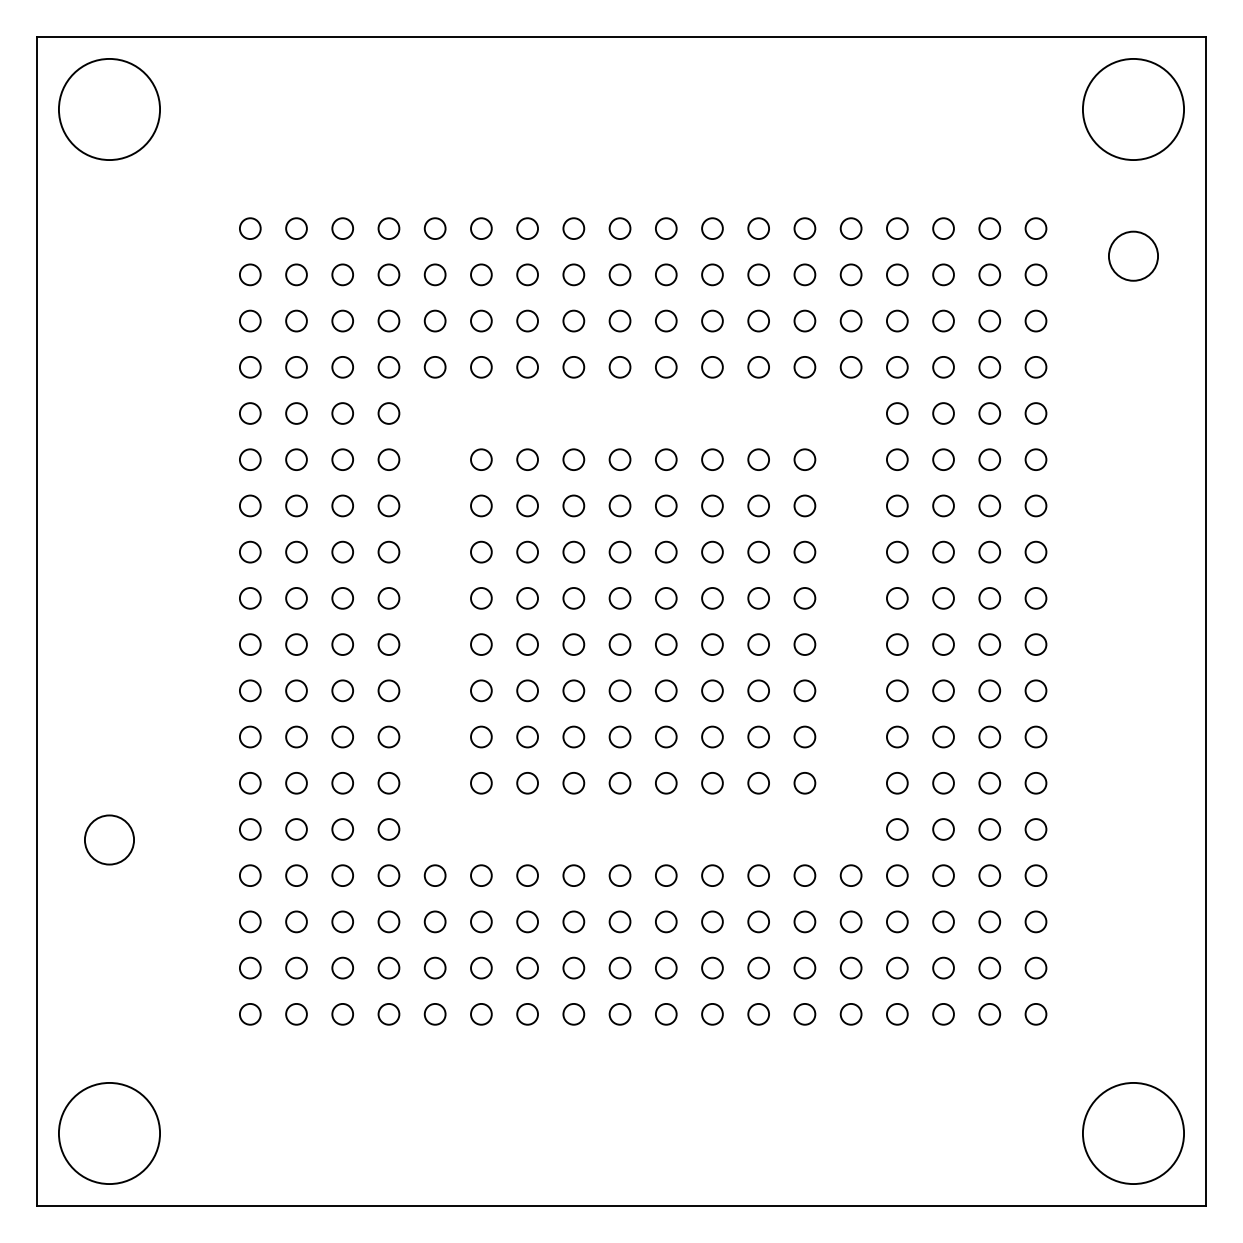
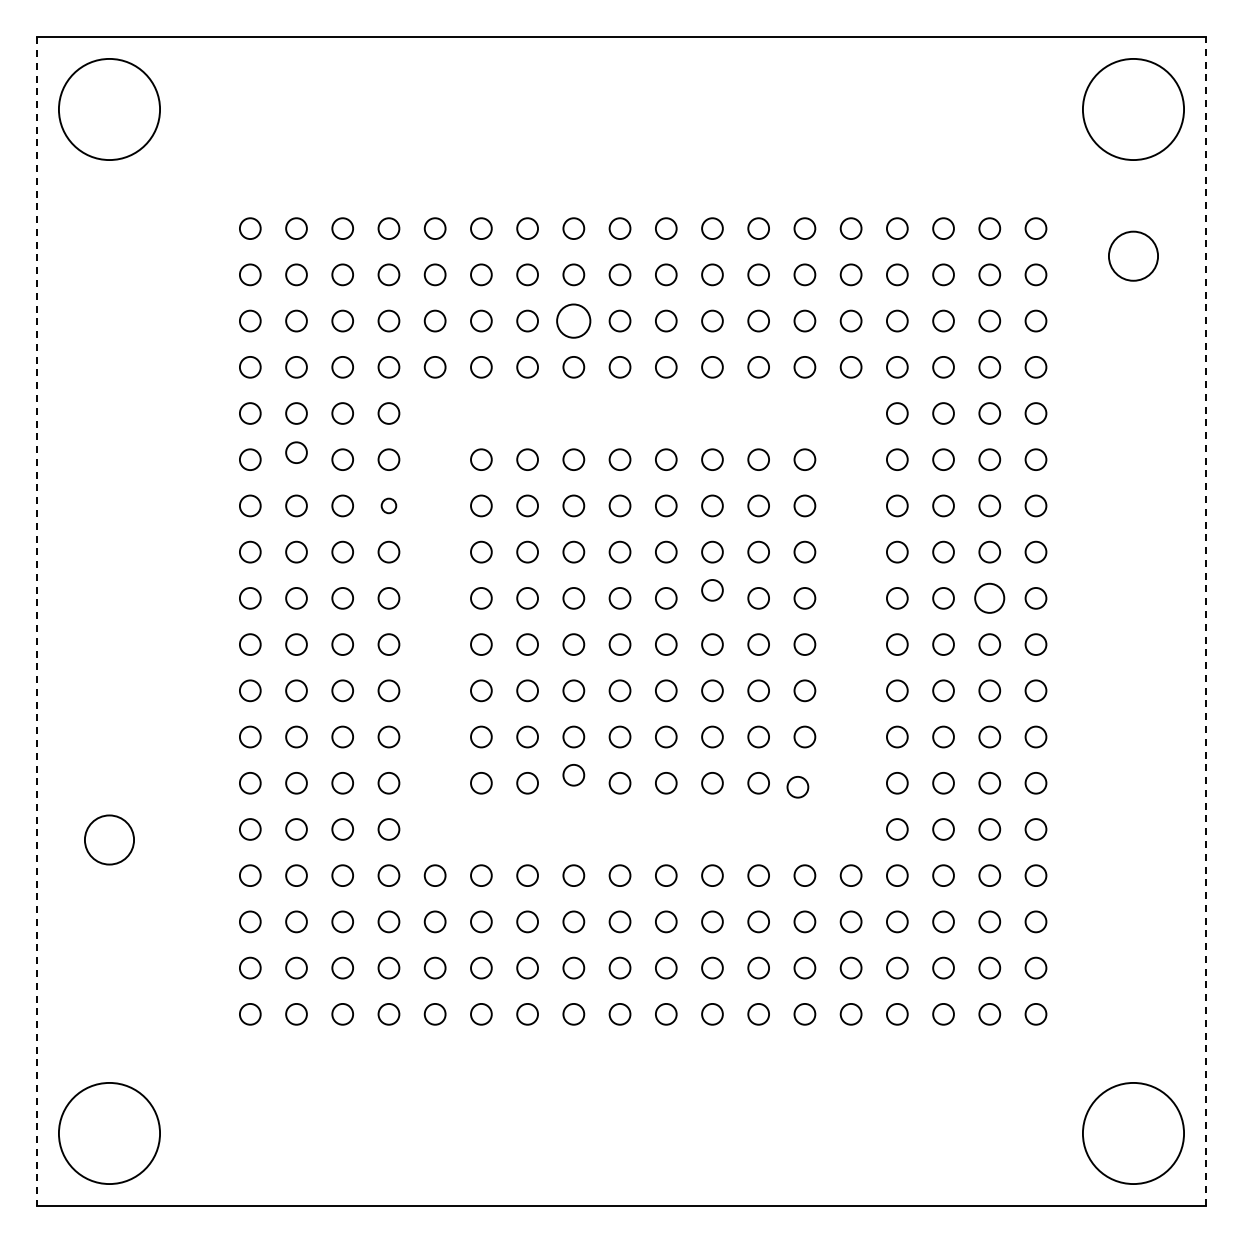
circle size: 24x24 px -> 36x36 px (573, 320)
circle position: (296, 459) -> (296, 452) (296, 452)
circle size: 24x24 px -> 18x18 px (388, 505)
circle position: (712, 598) -> (712, 590) (712, 590)
circle size: 24x23 px -> 32x32 px (989, 597)
line: solid -> dashed (37, 621)
line: solid -> dashed (1205, 621)
circle position: (573, 783) -> (573, 775) (573, 775)
circle position: (804, 783) -> (797, 787) (797, 787)
